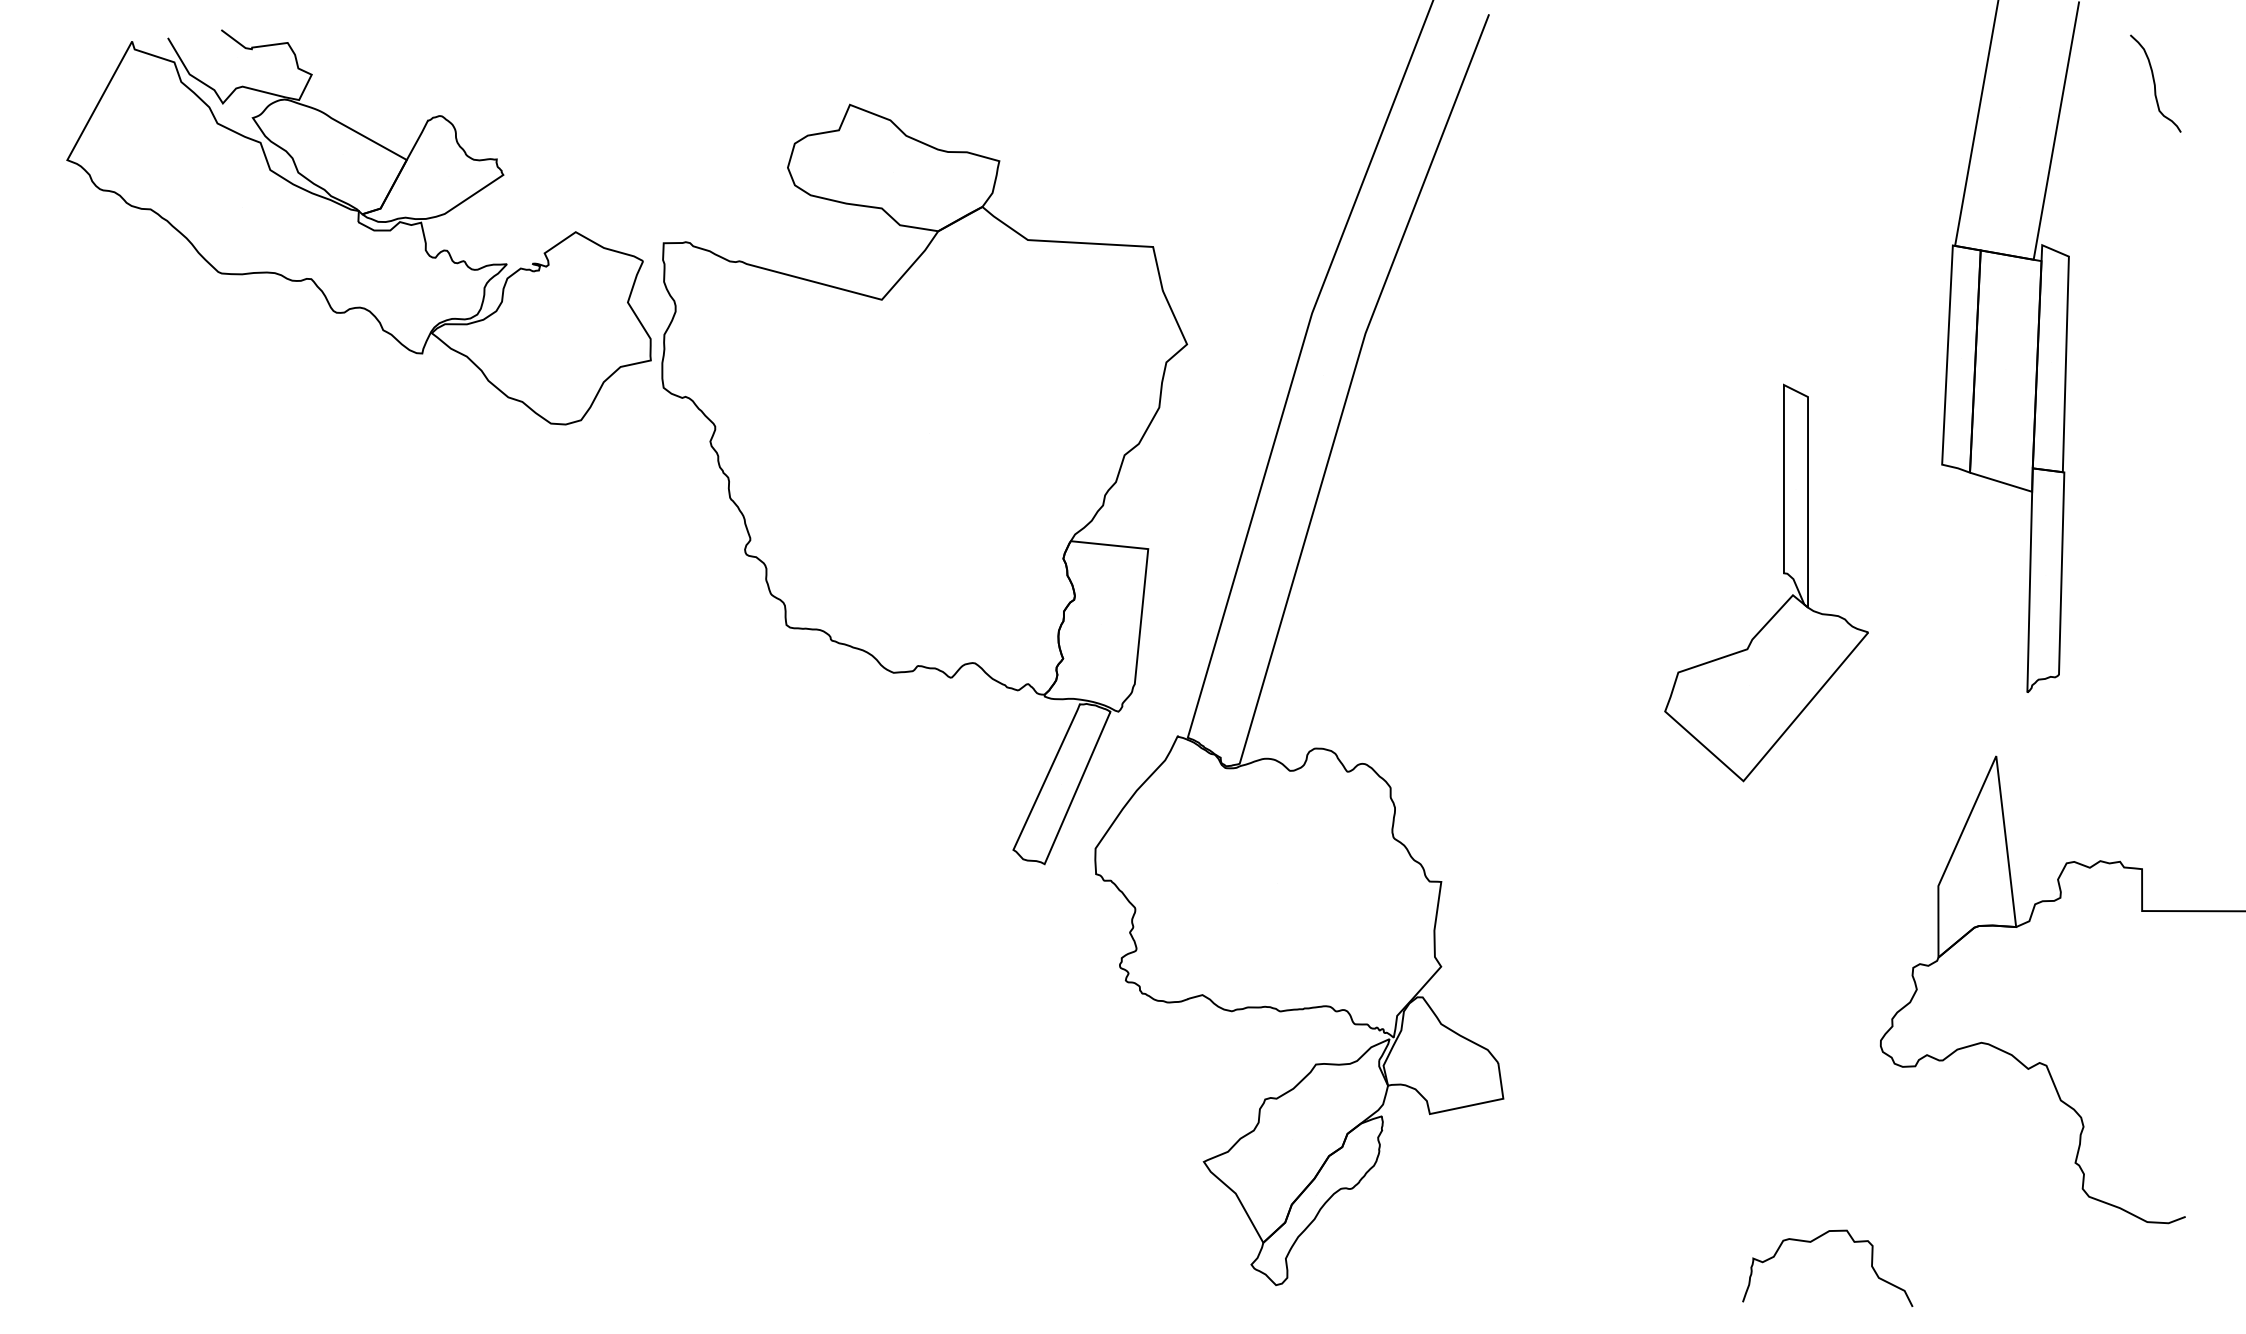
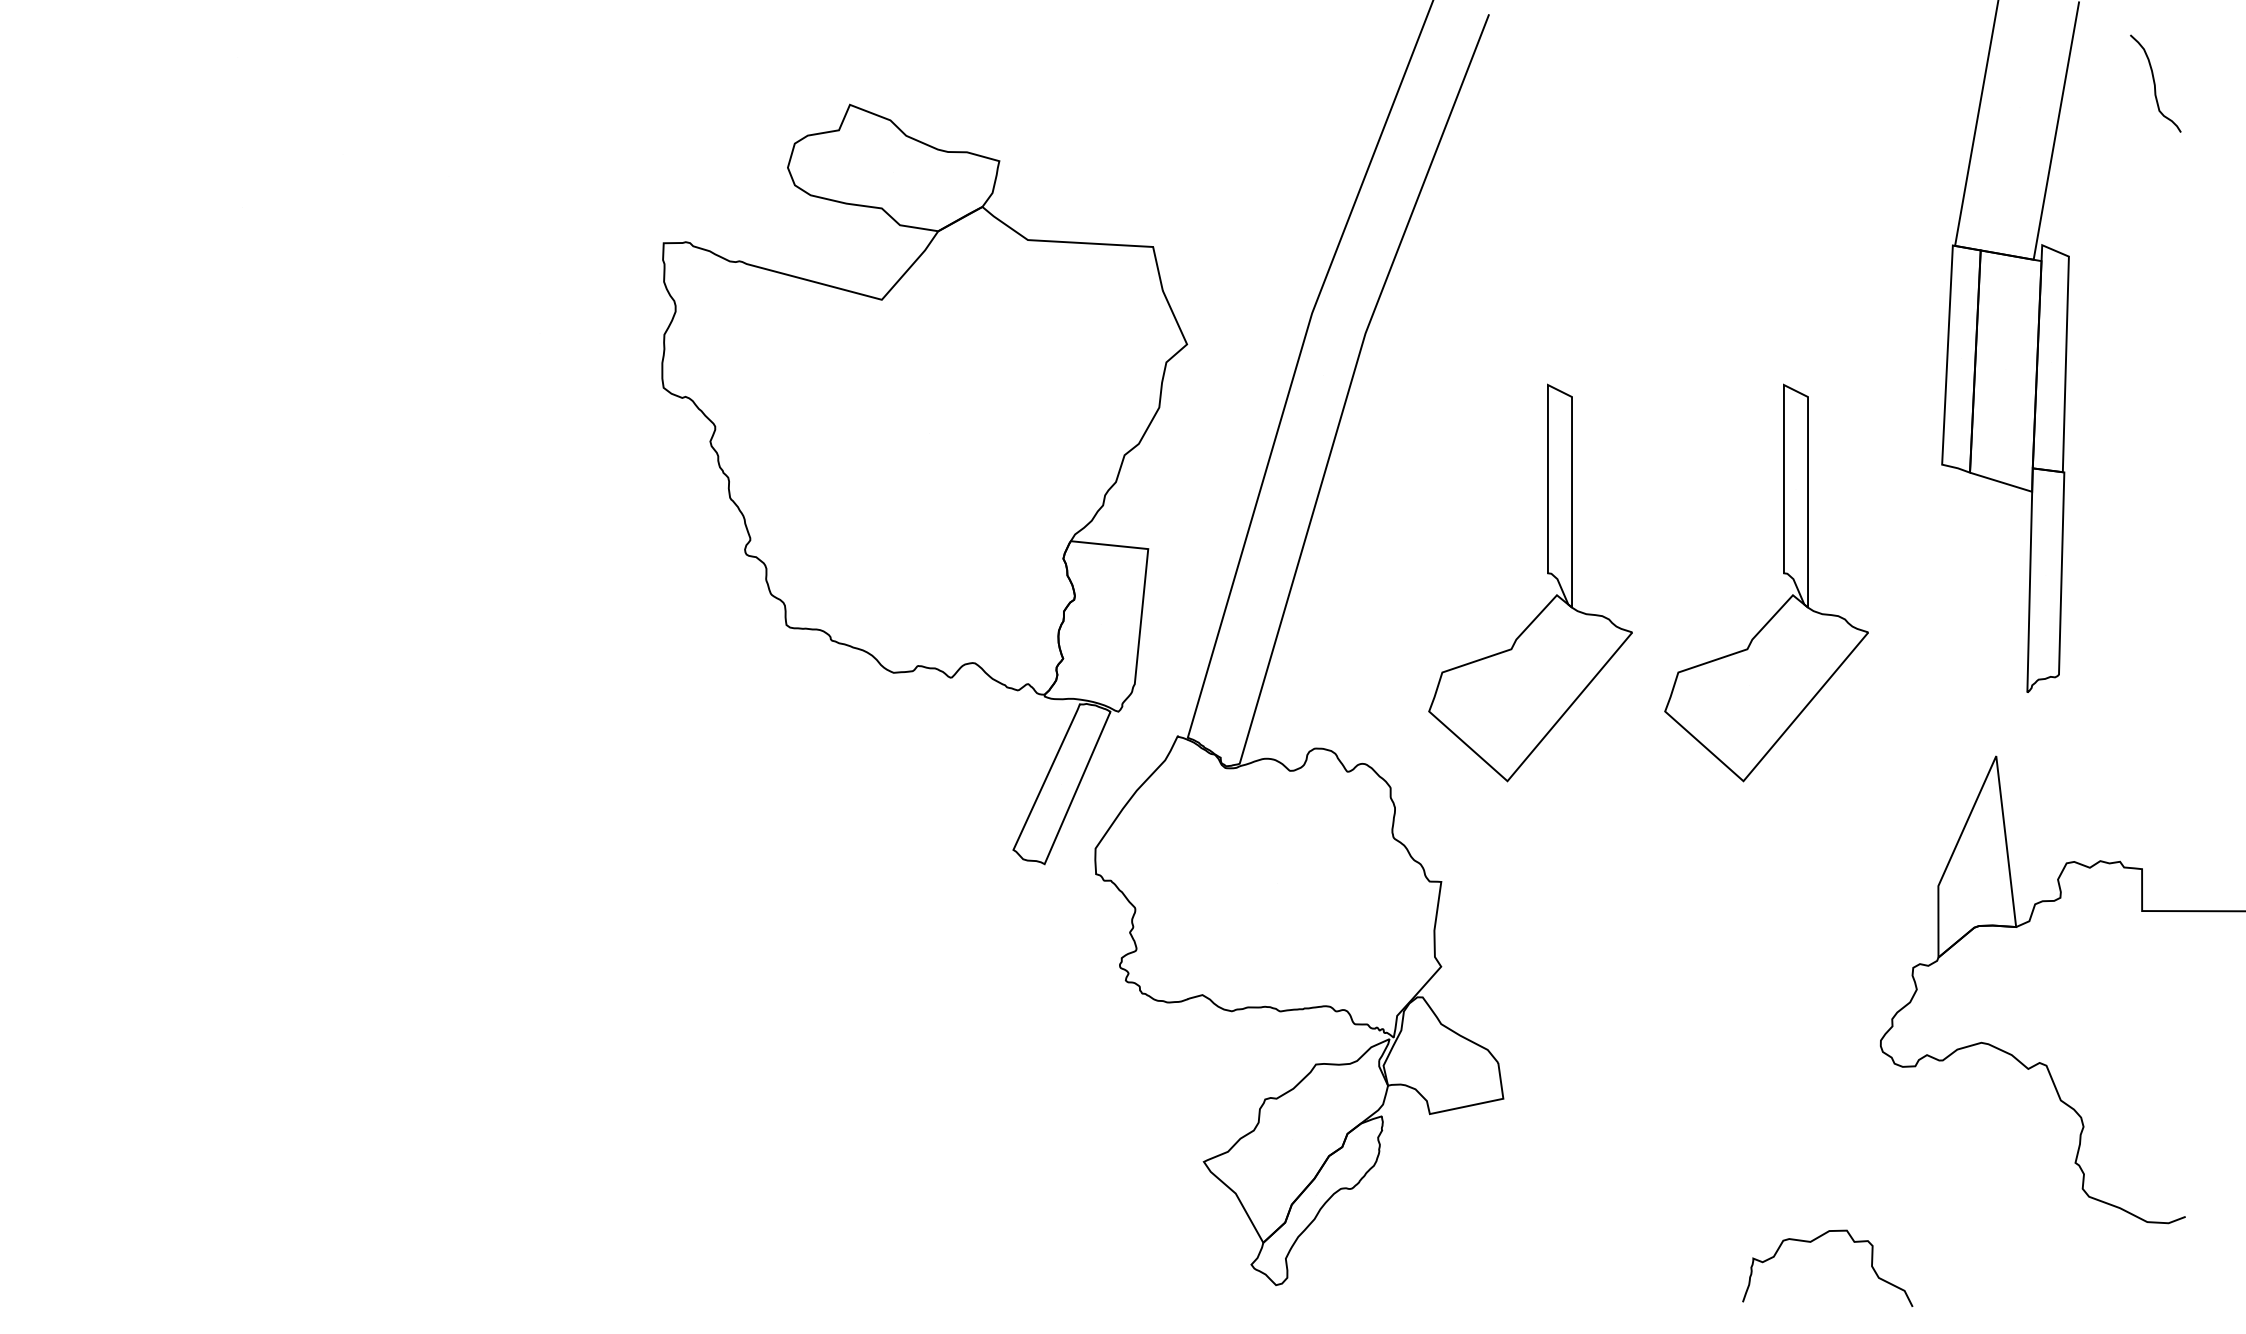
part: present -> none (358, 227)
part: none -> present (1547, 574)
